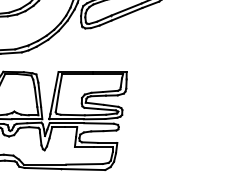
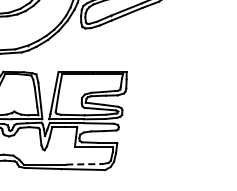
line: solid -> dashed (85, 164)
